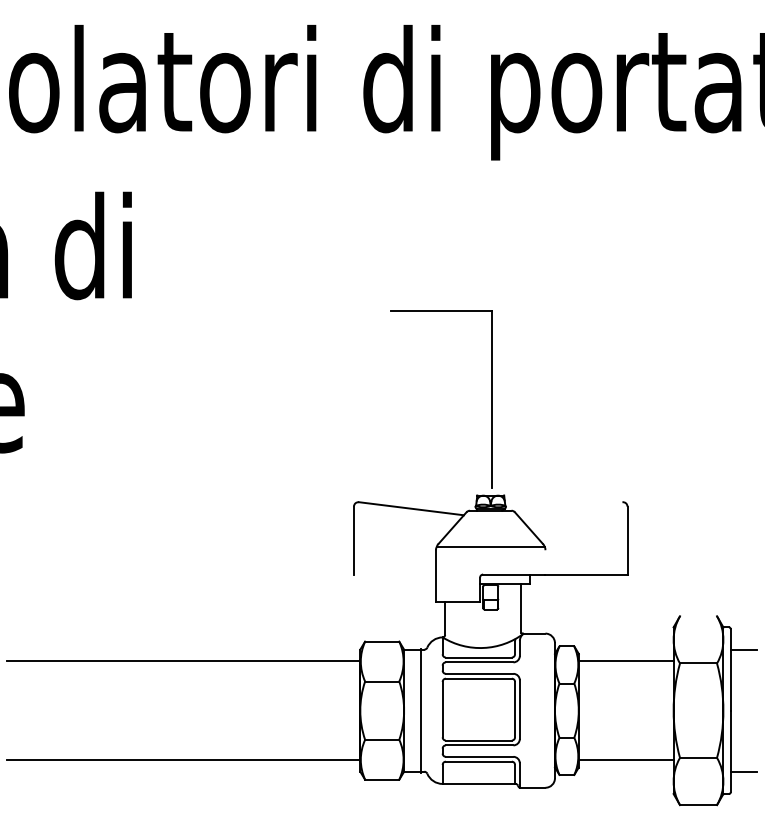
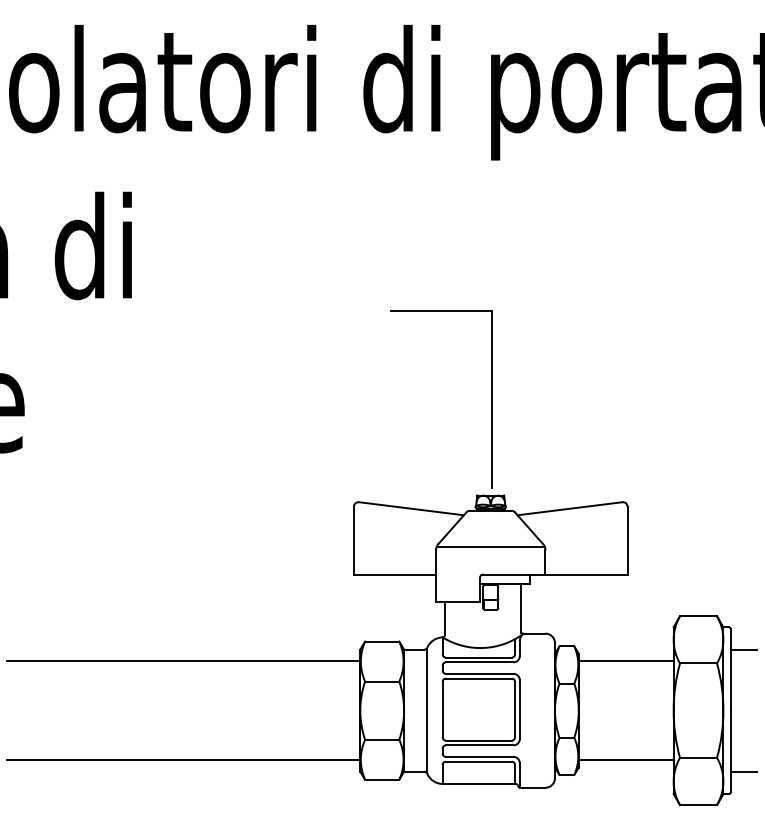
line: none -> present (569, 508)
line: none -> present (545, 562)
line: none -> present (394, 574)
line: none -> present (698, 616)
line position: (420, 710) -> (426, 710) (426, 710)
